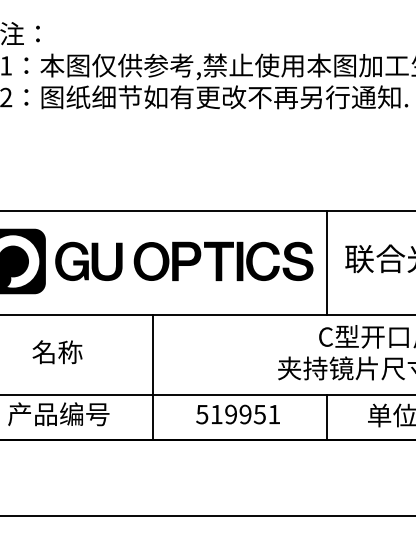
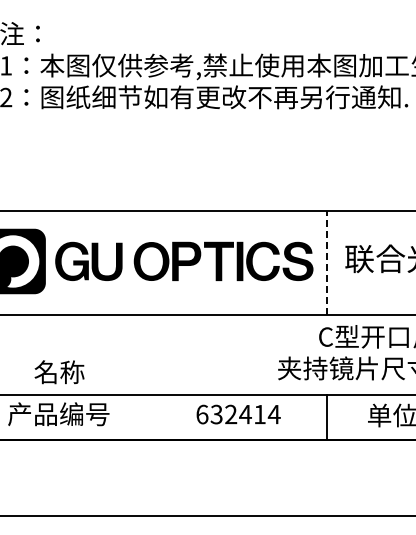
line: solid -> dashed (327, 263)
text position: (57, 352) -> (59, 372) (59, 372)
line: present -> none (153, 377)
text: 519951 -> 632414 (238, 414)
